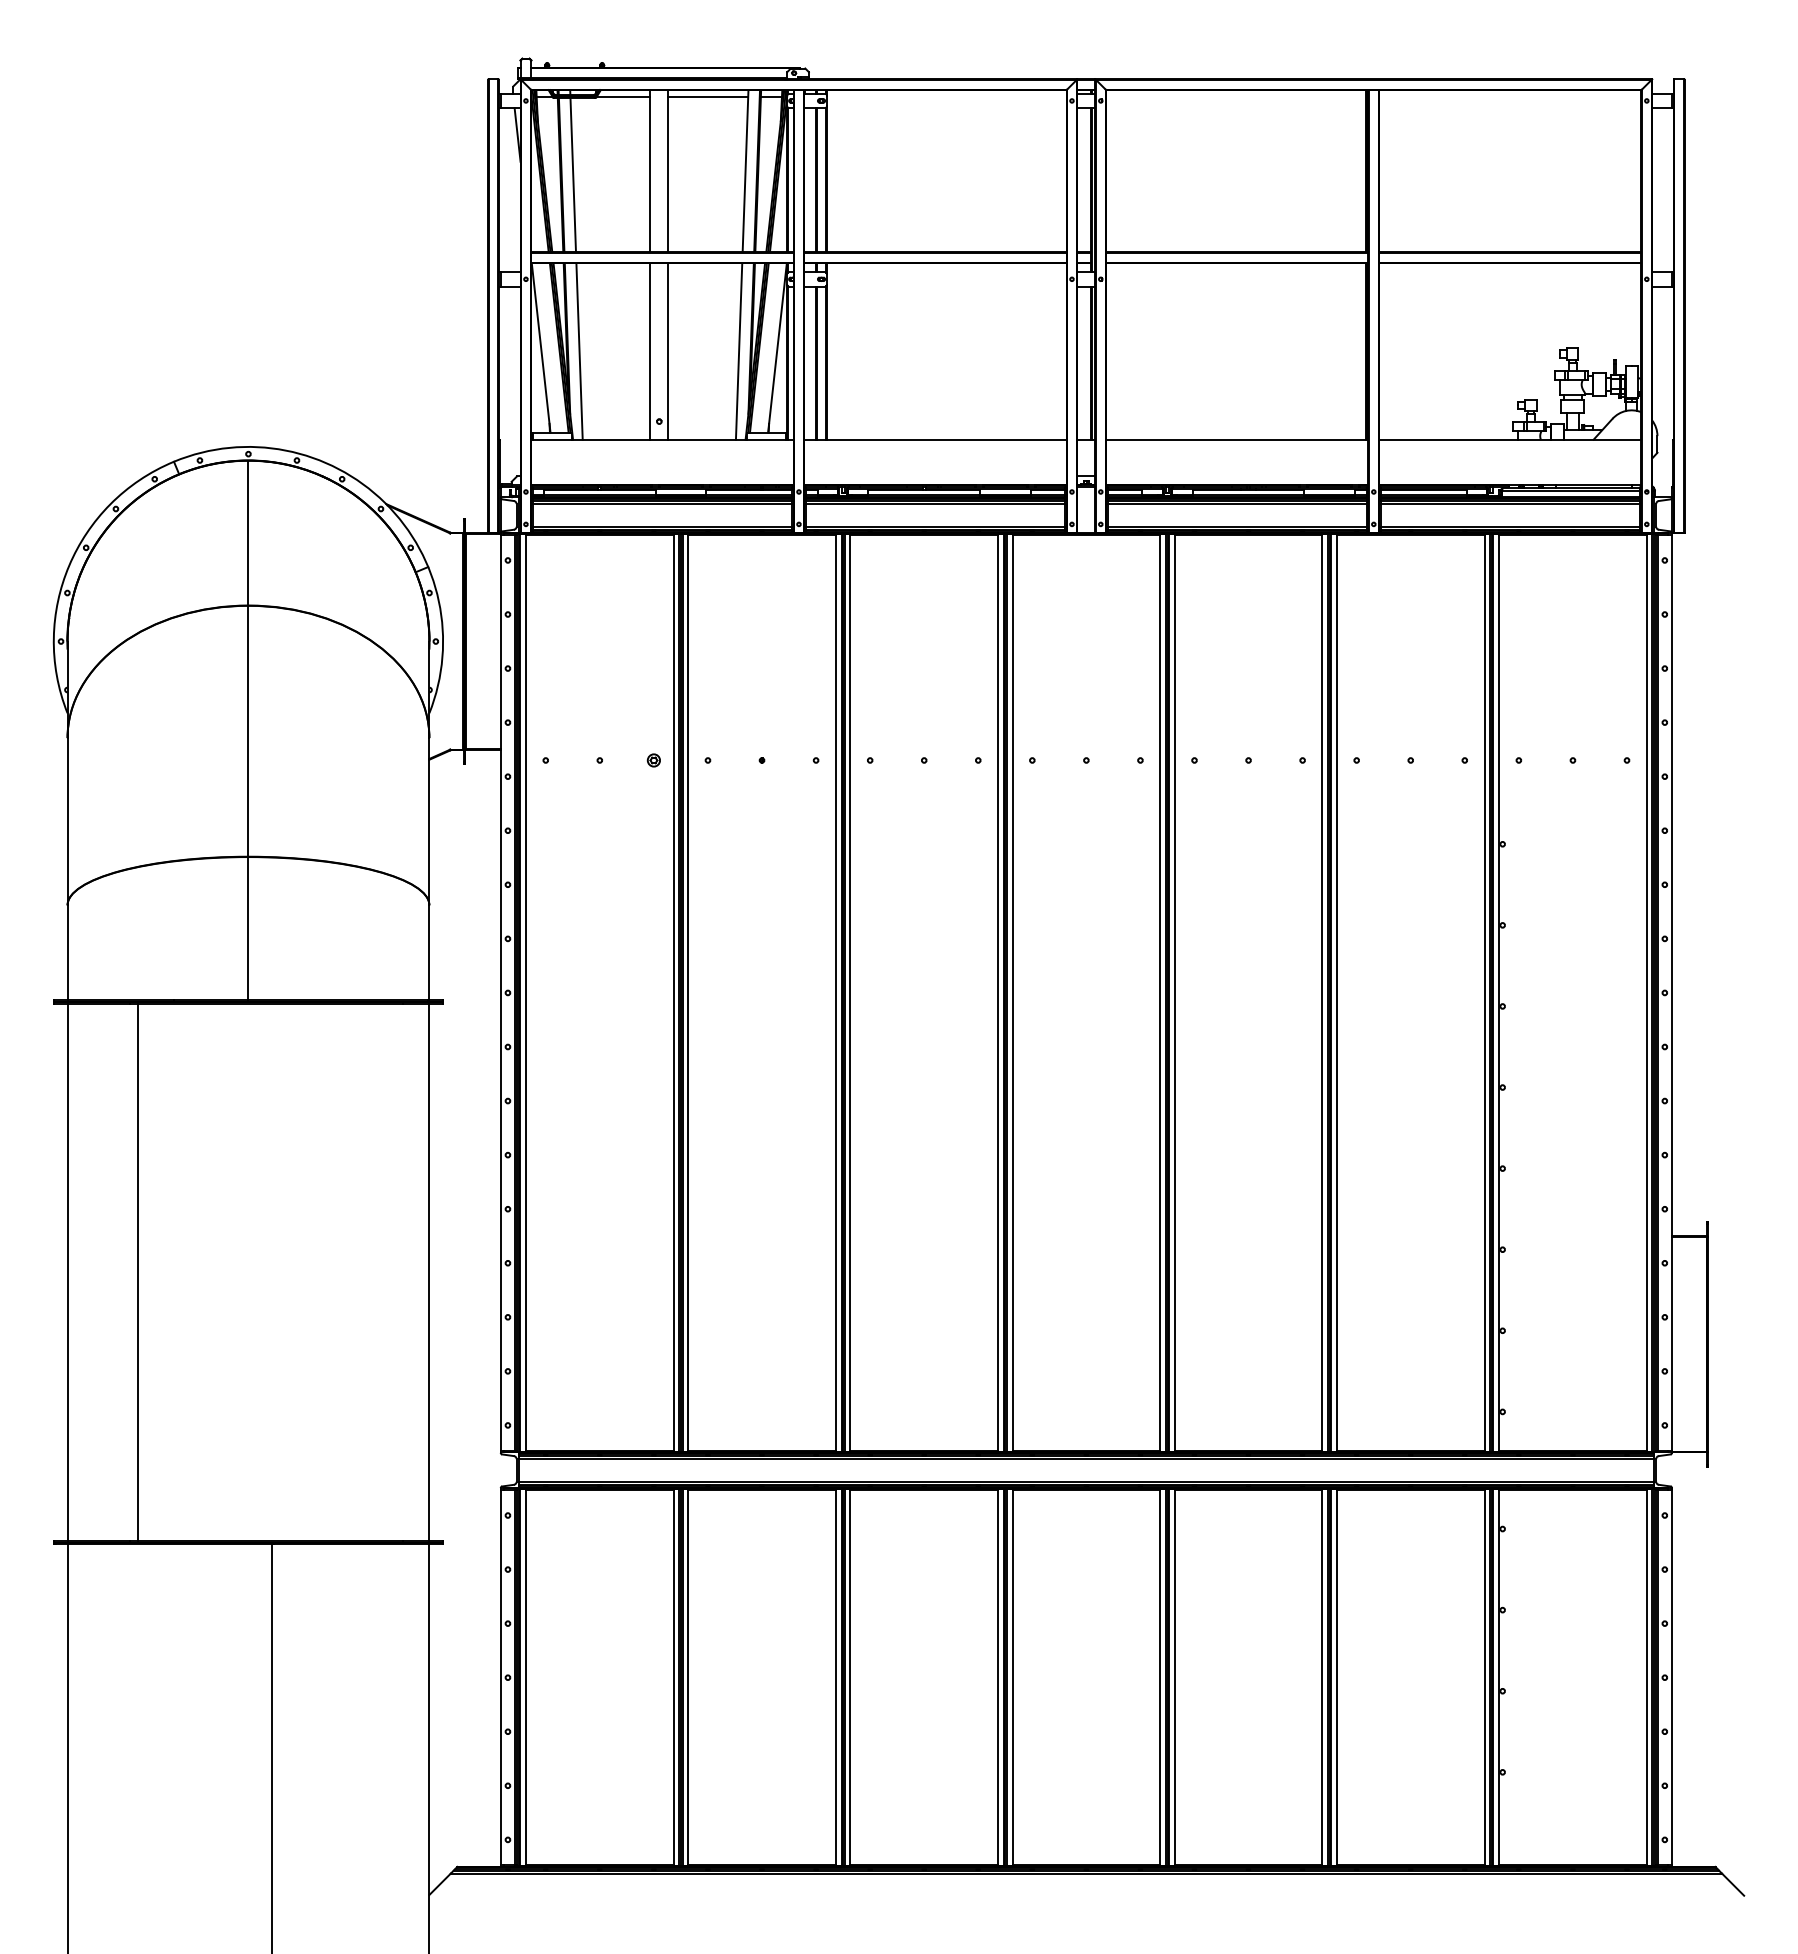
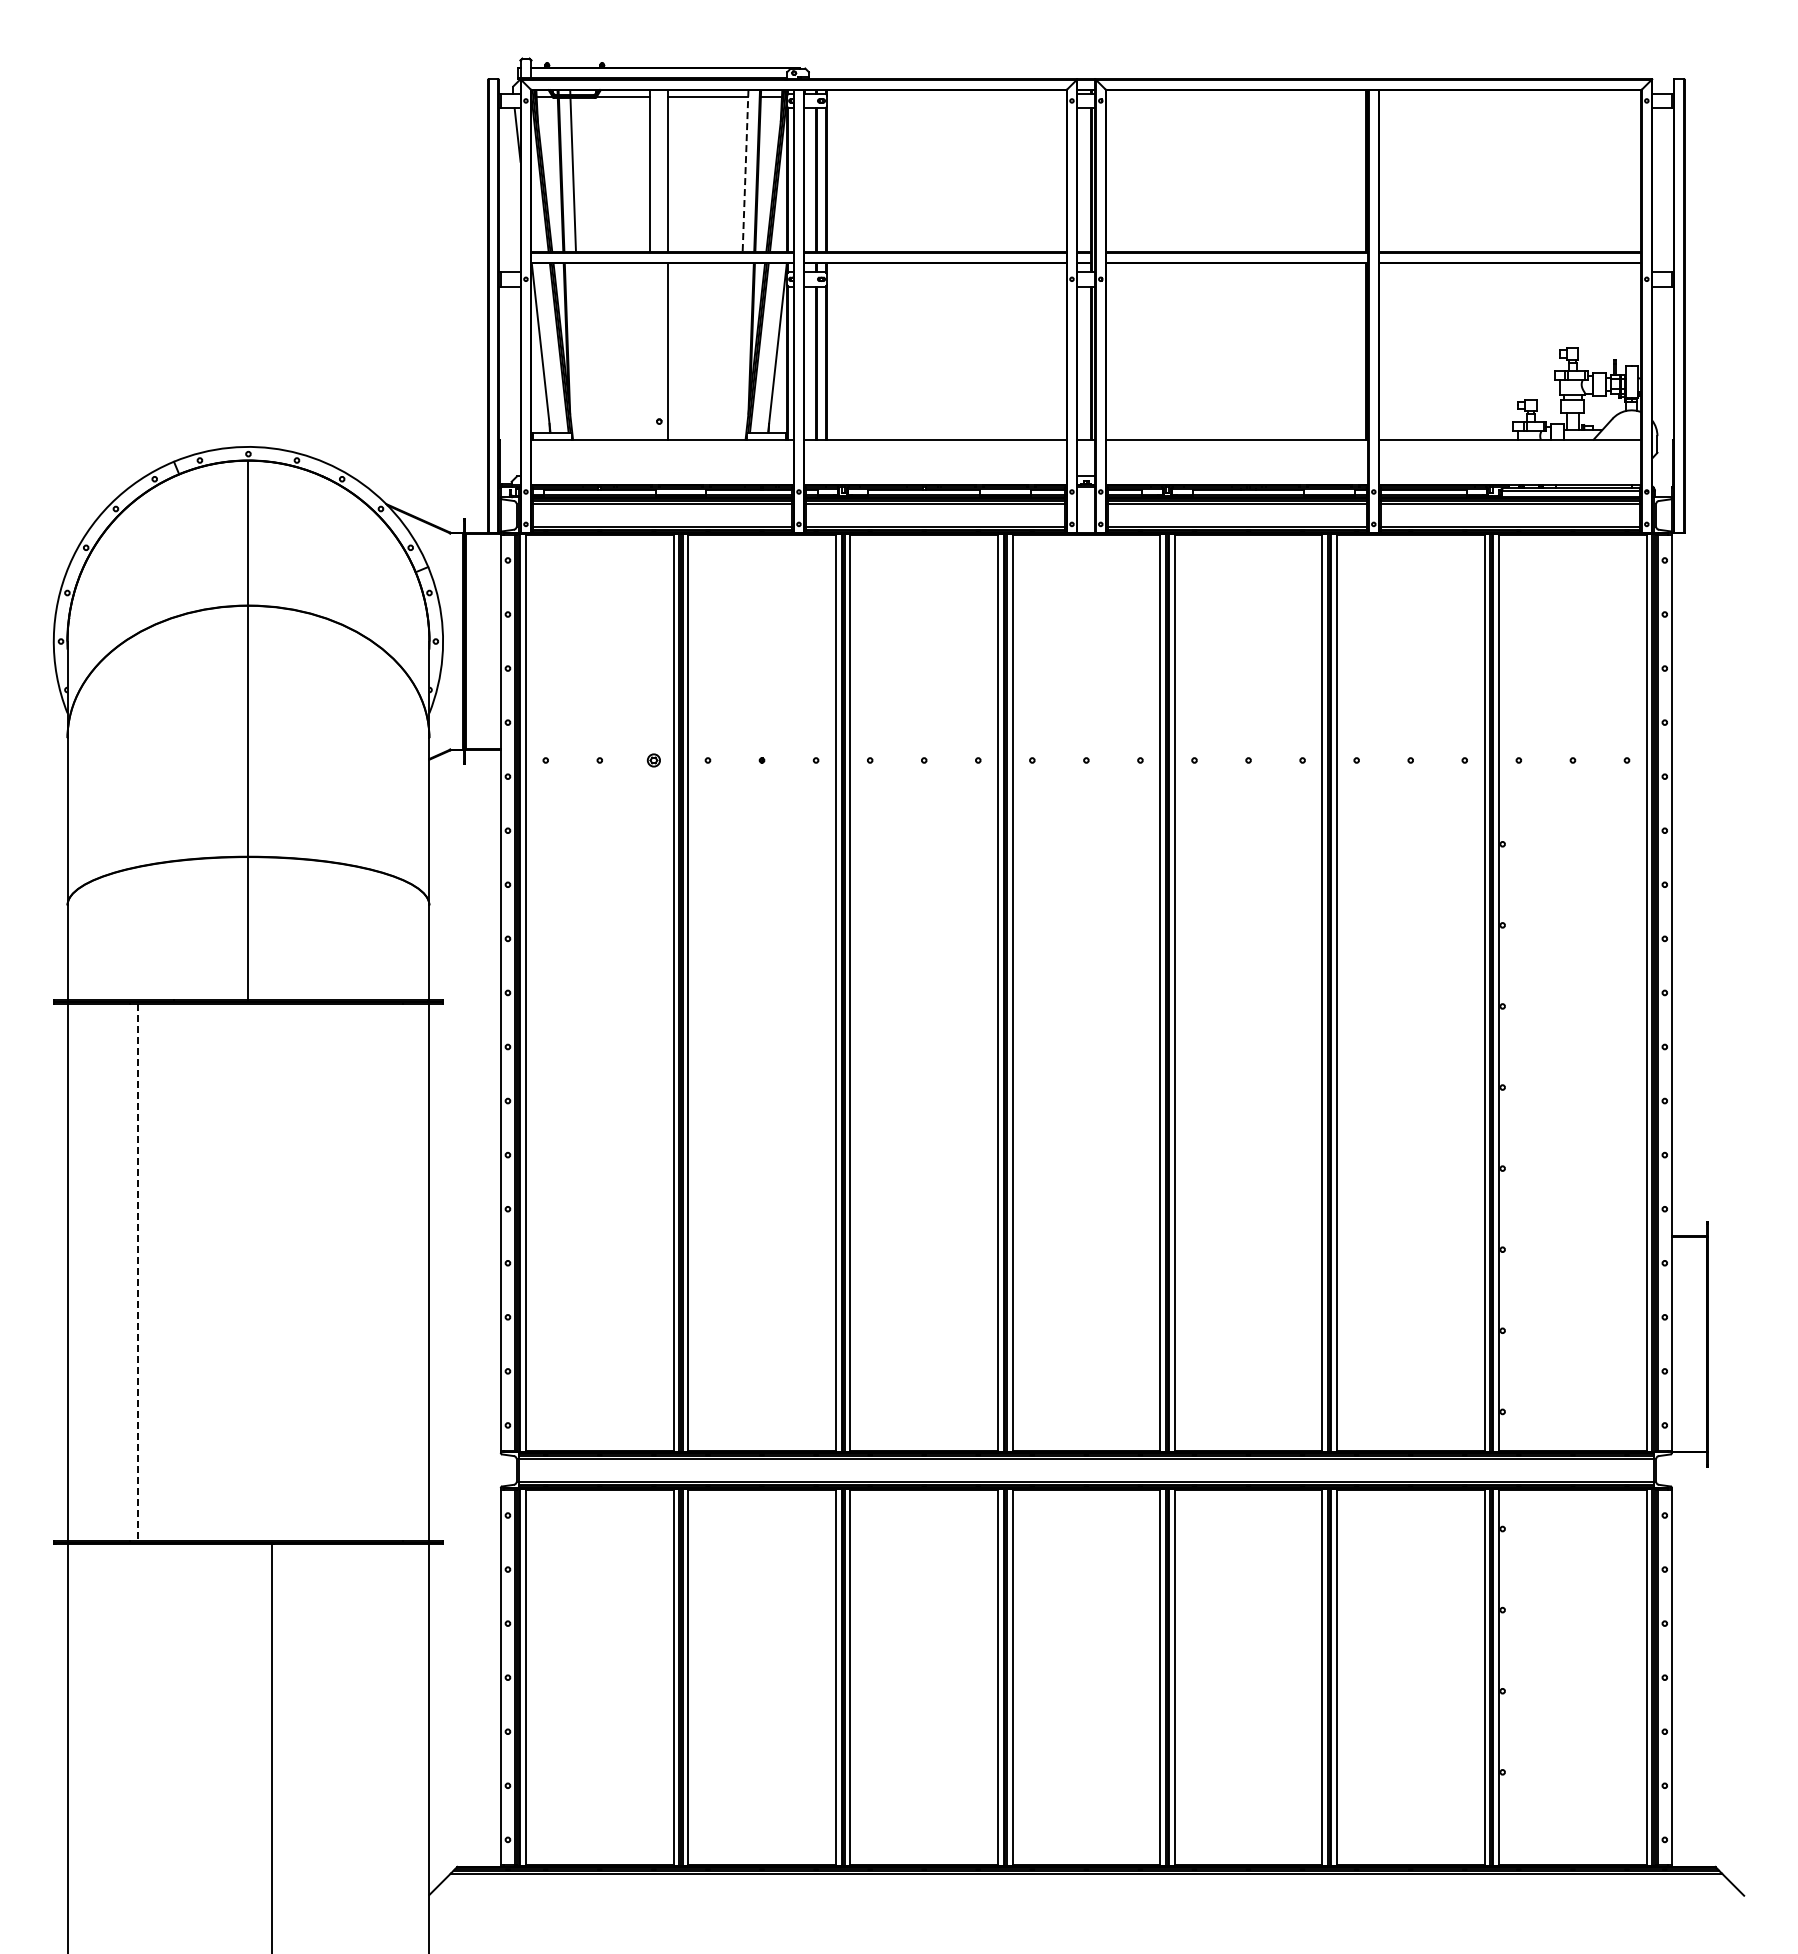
line: solid -> dashed (745, 171)
line: present -> none (579, 351)
line: present -> none (650, 351)
line: present -> none (738, 351)
line: solid -> dashed (138, 1272)
